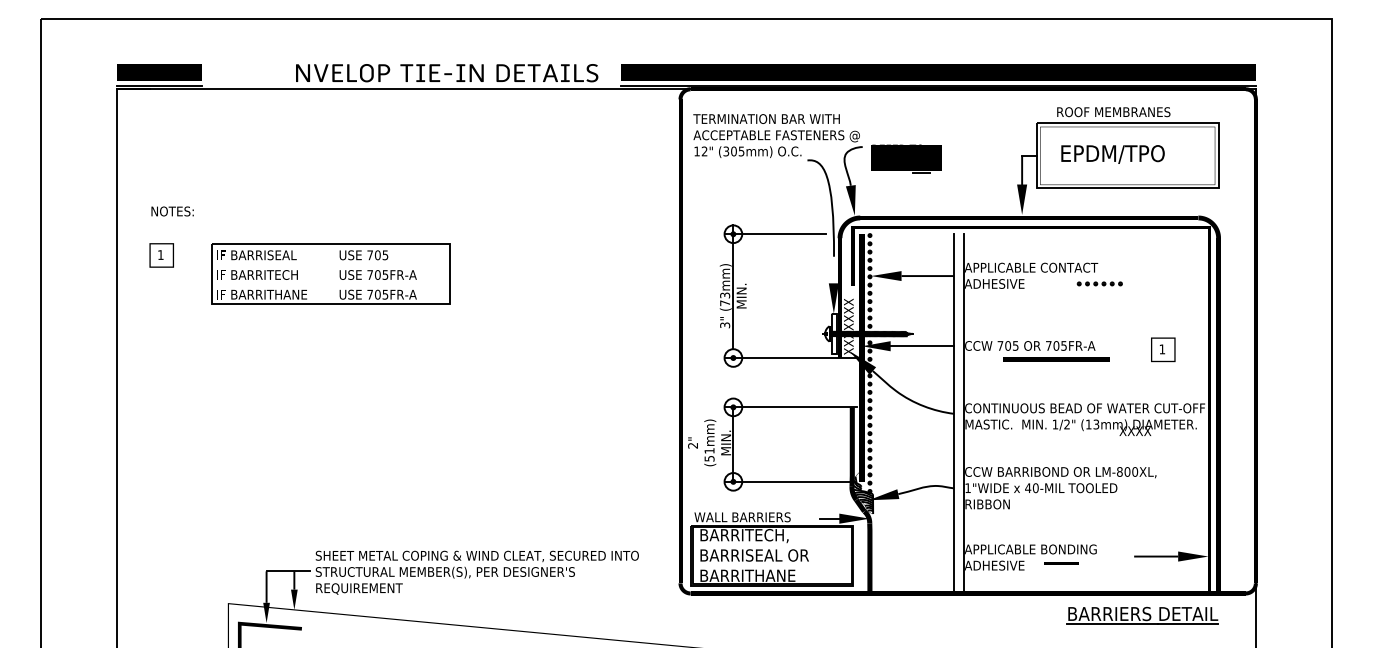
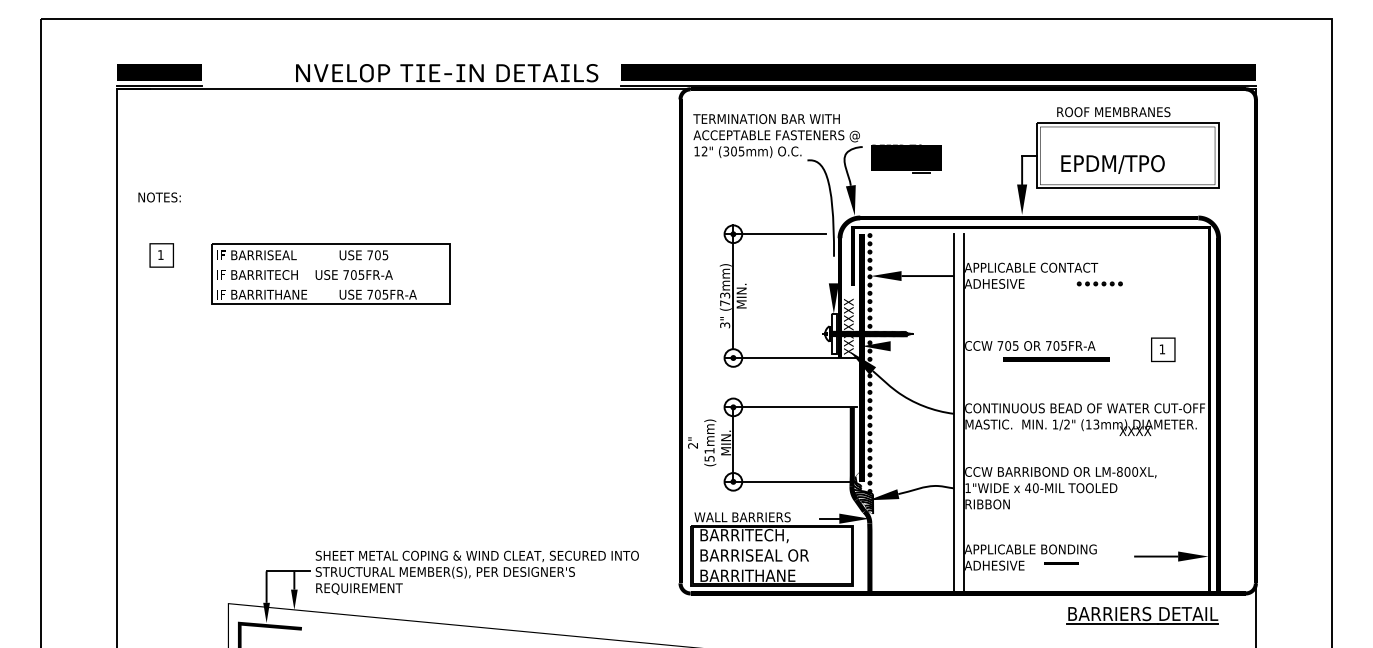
text position: (1112, 154) -> (1112, 164) (1112, 164)
text position: (172, 211) -> (159, 197) (159, 197)
text position: (377, 274) -> (353, 274) (353, 274)
line: present -> none (922, 346)
